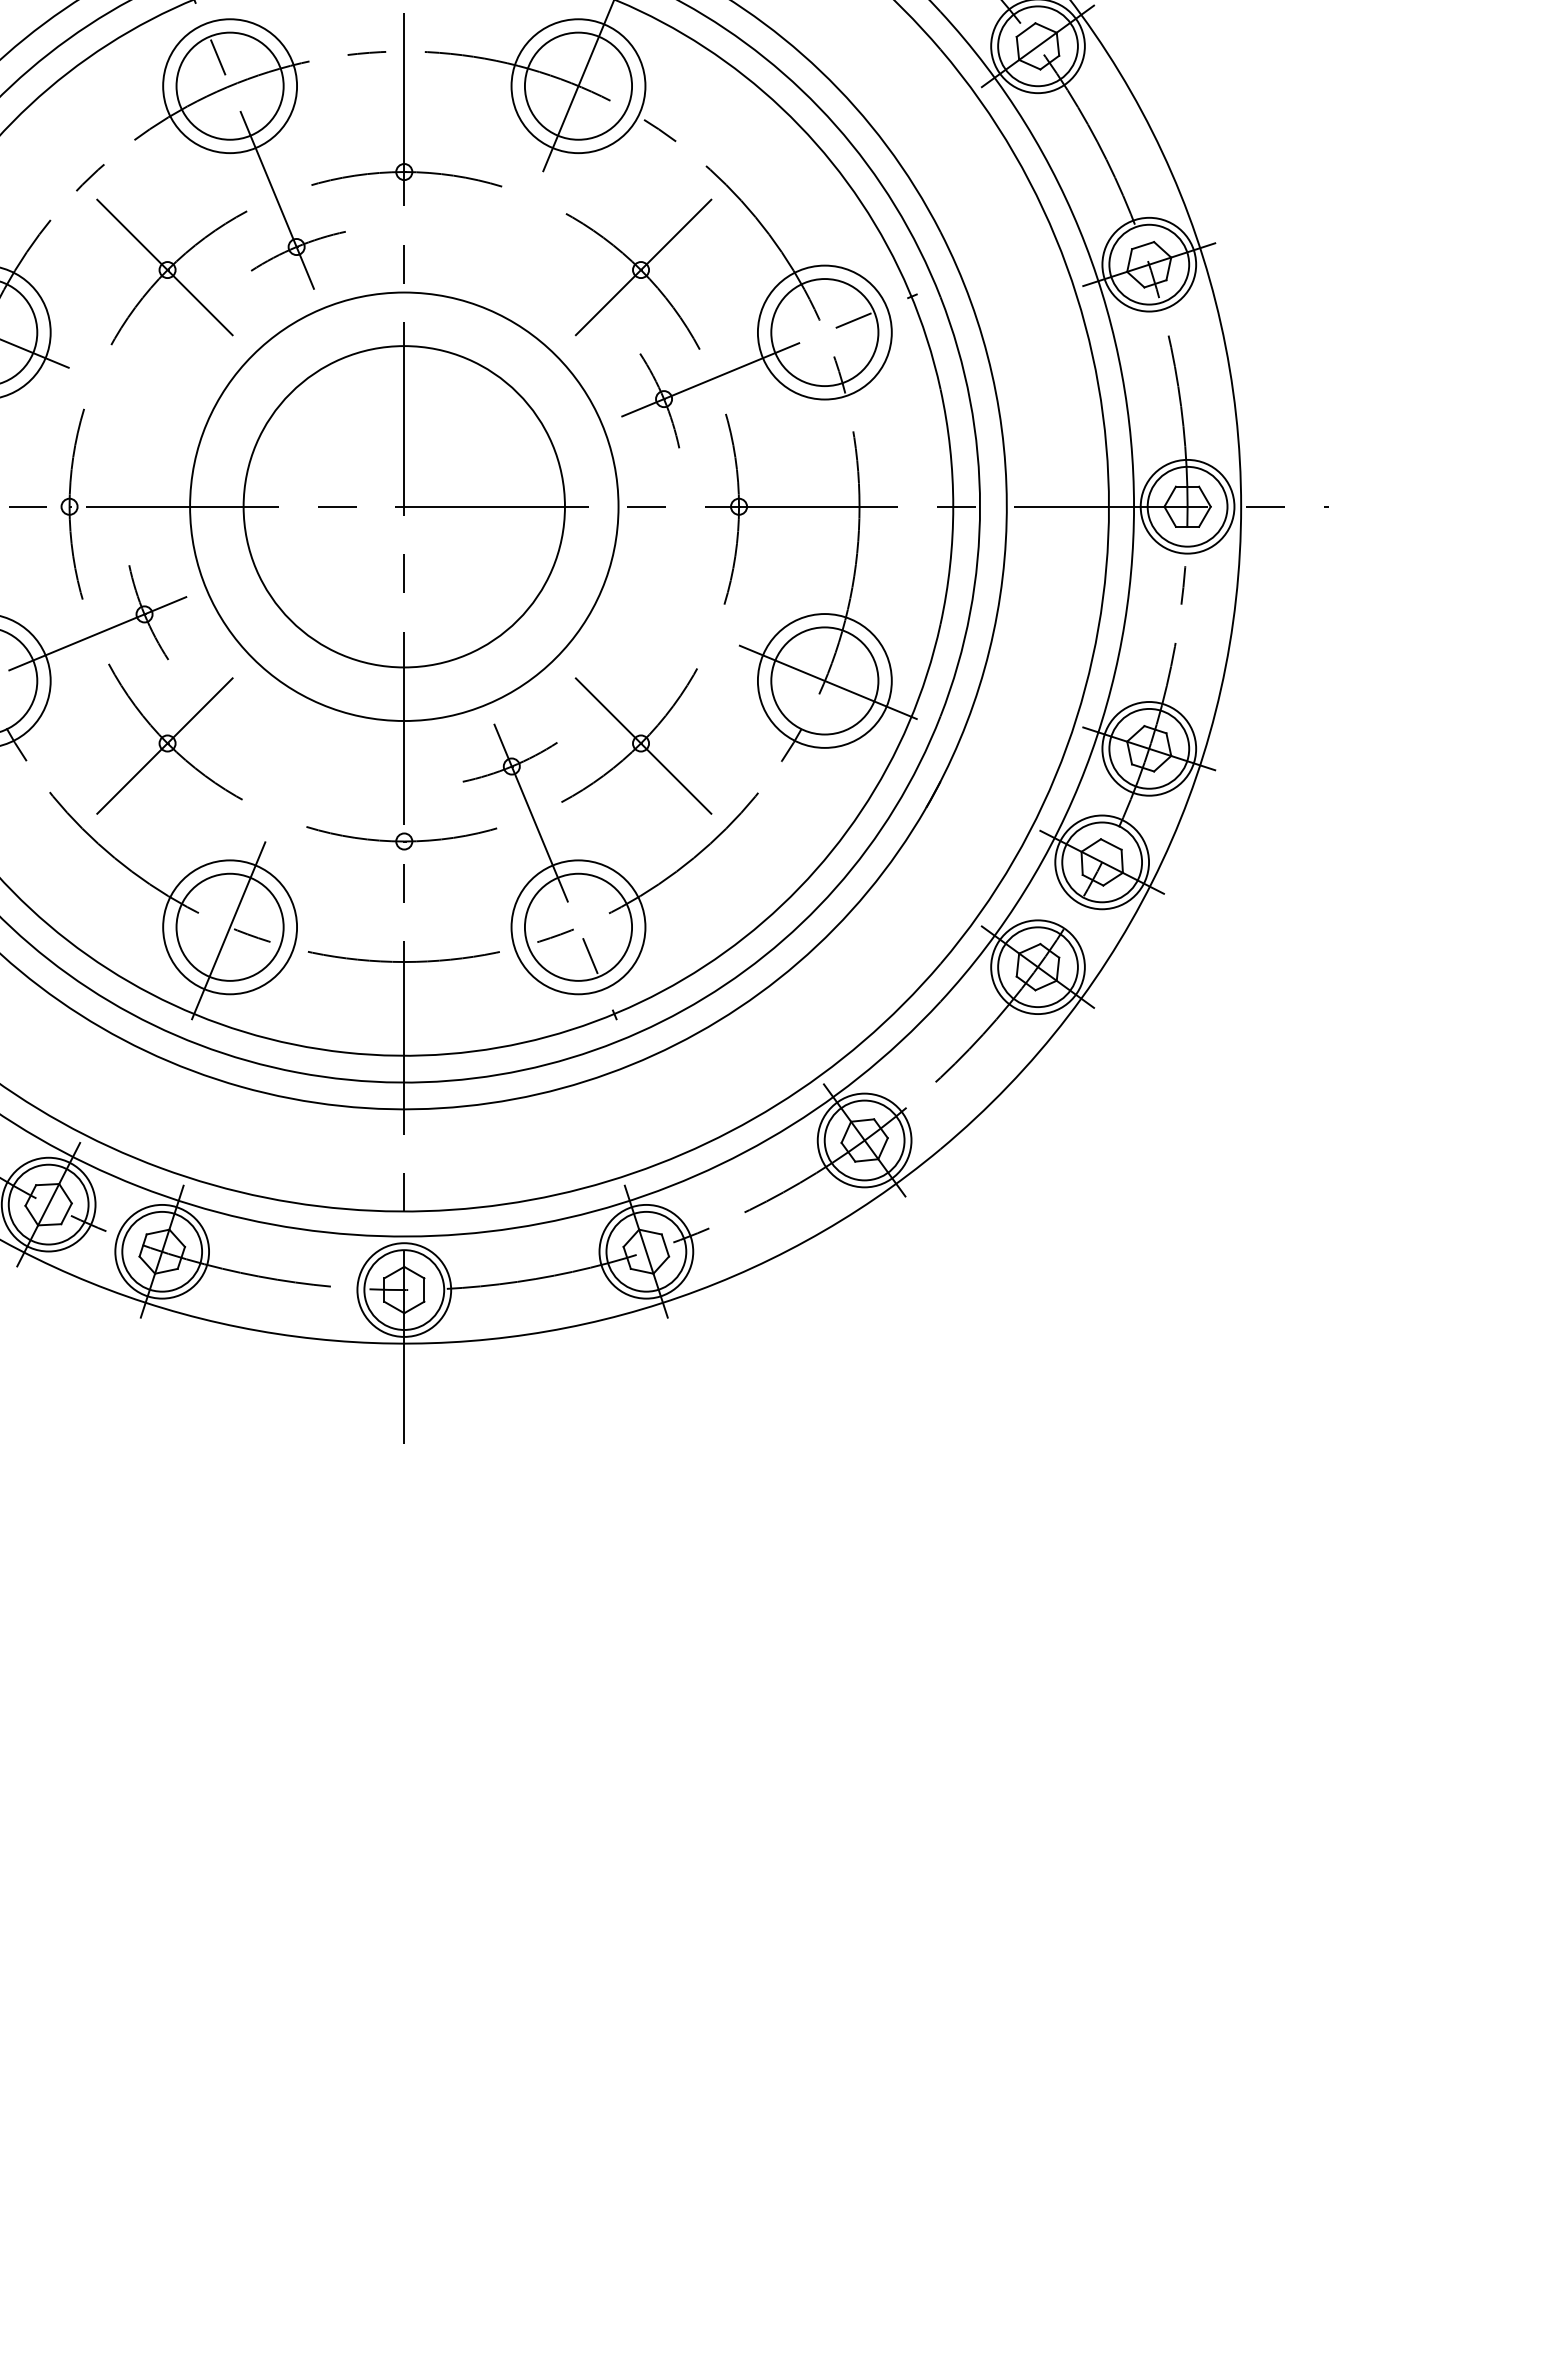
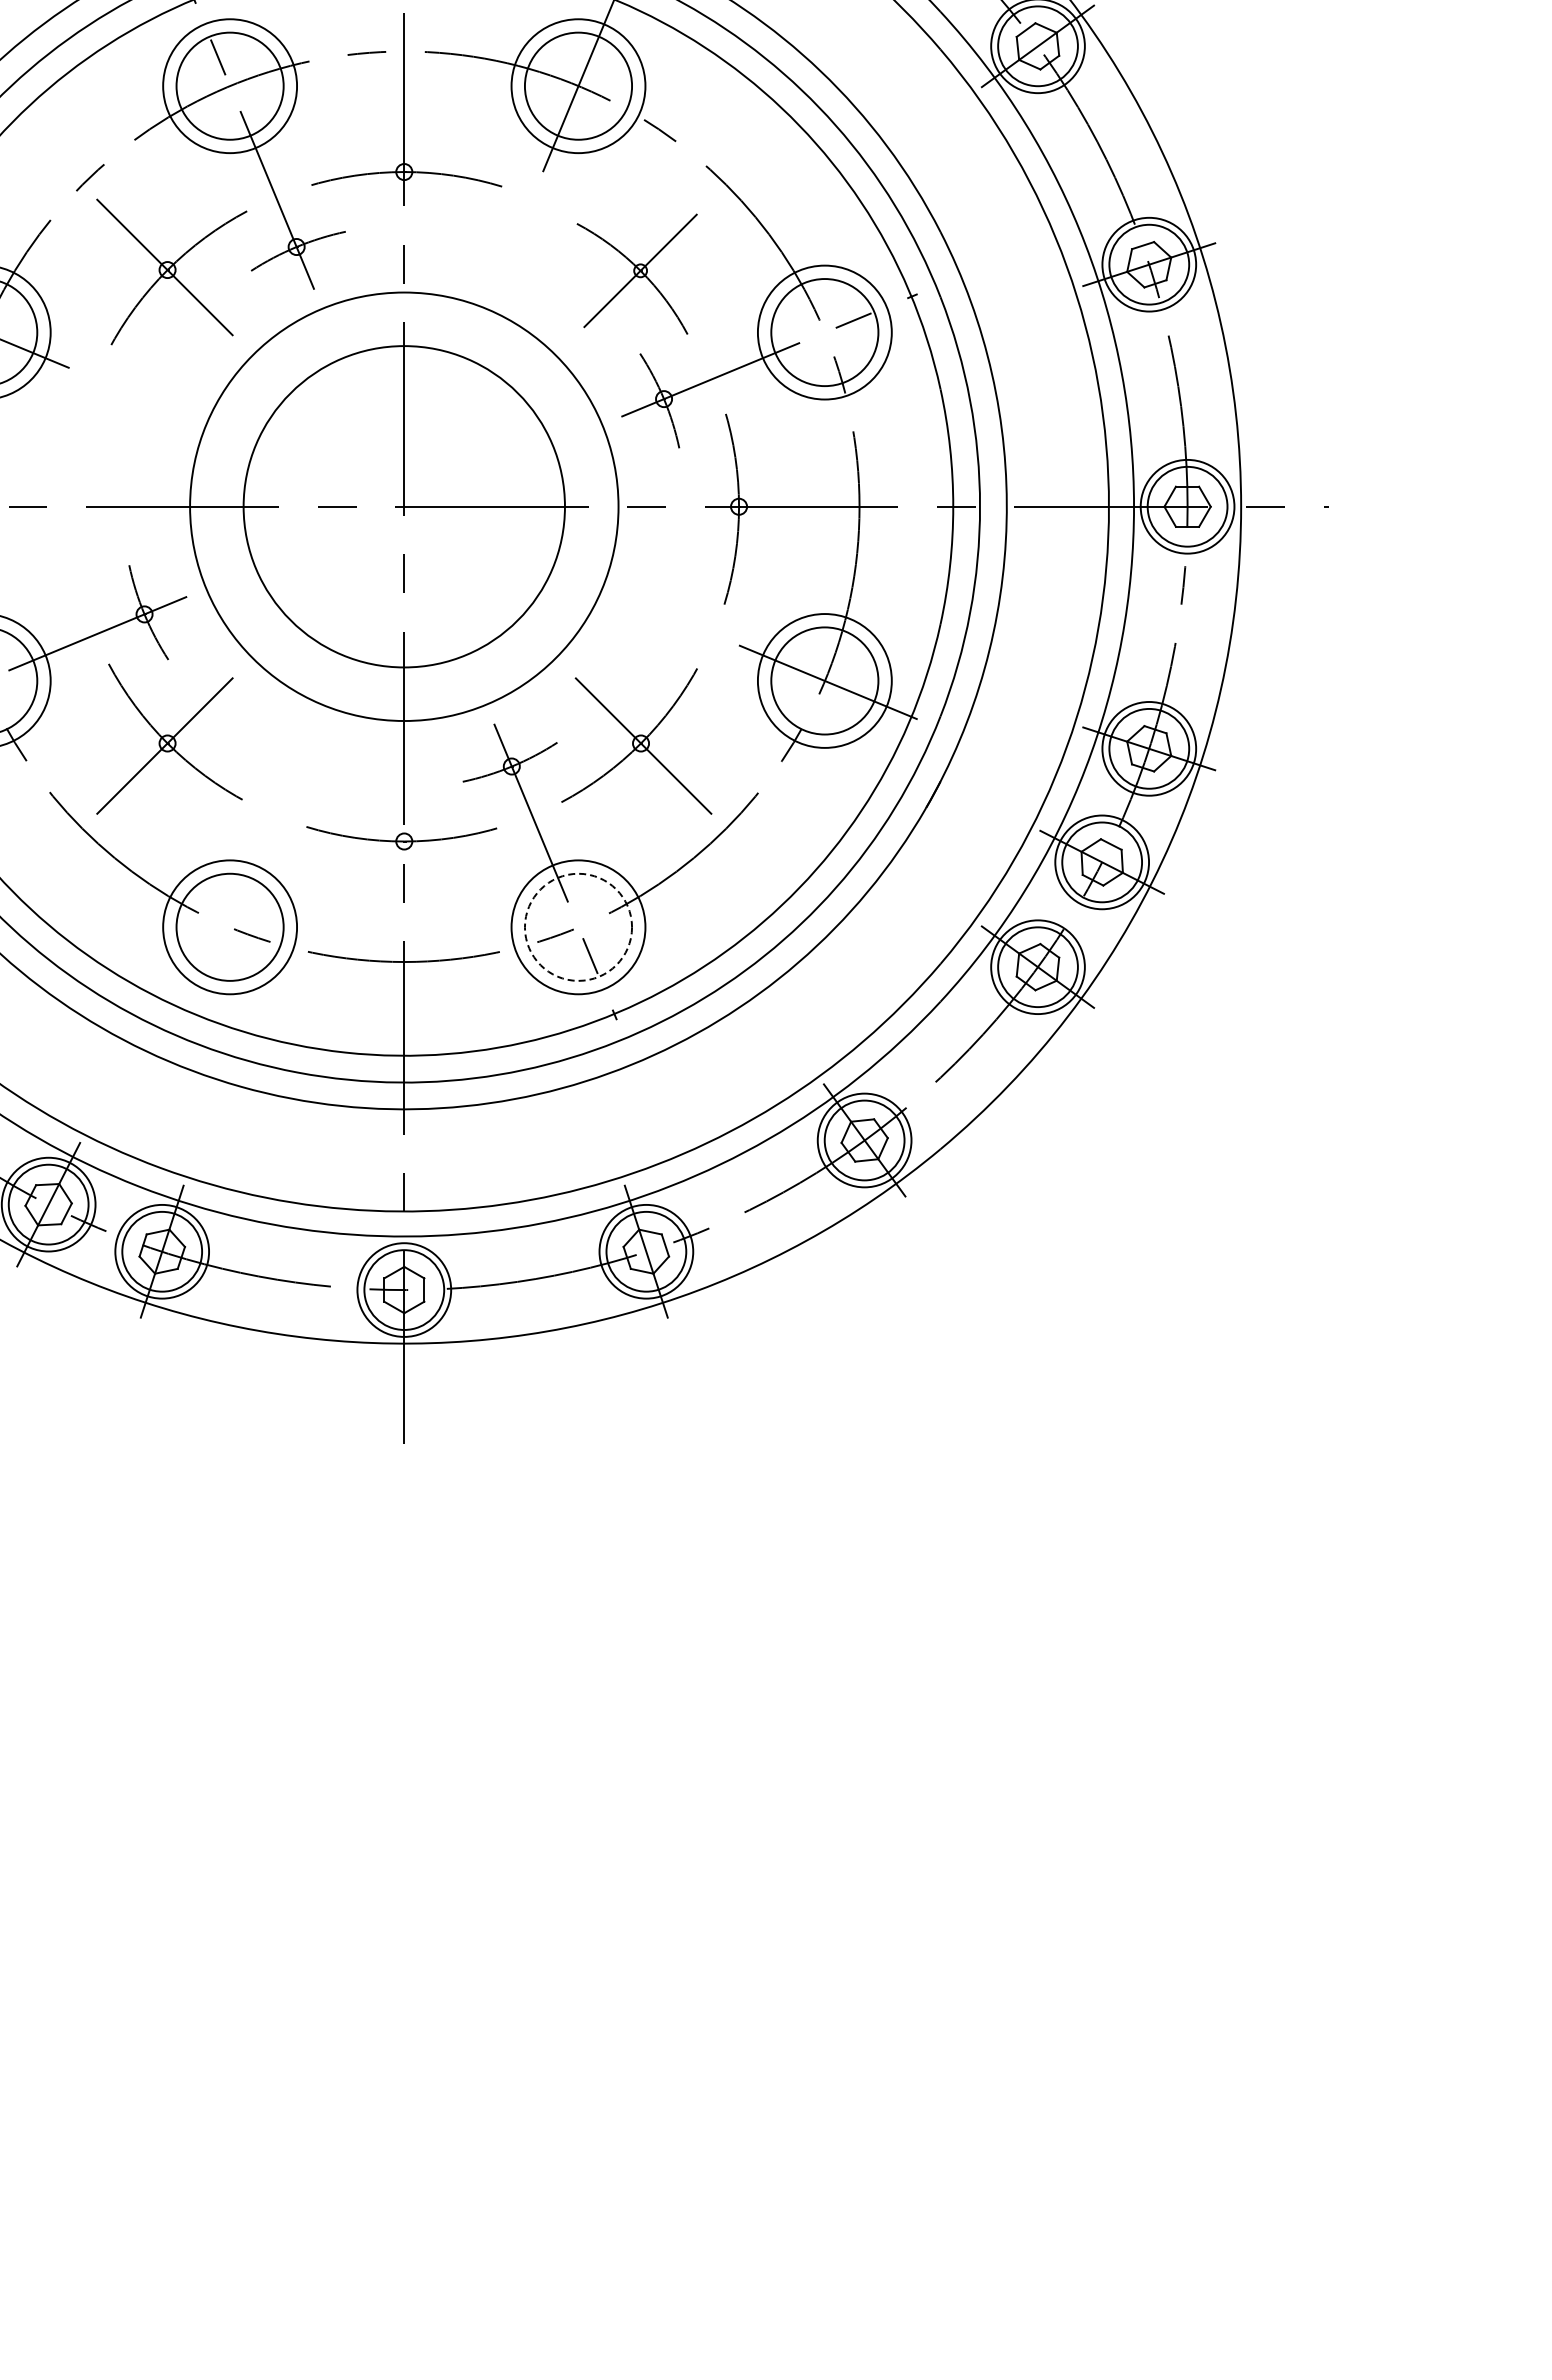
part size: 148x152 px -> 122x122 px (636, 273)
part: present -> none (72, 503)
circle: solid -> dashed (578, 926)
line: present -> none (229, 927)
